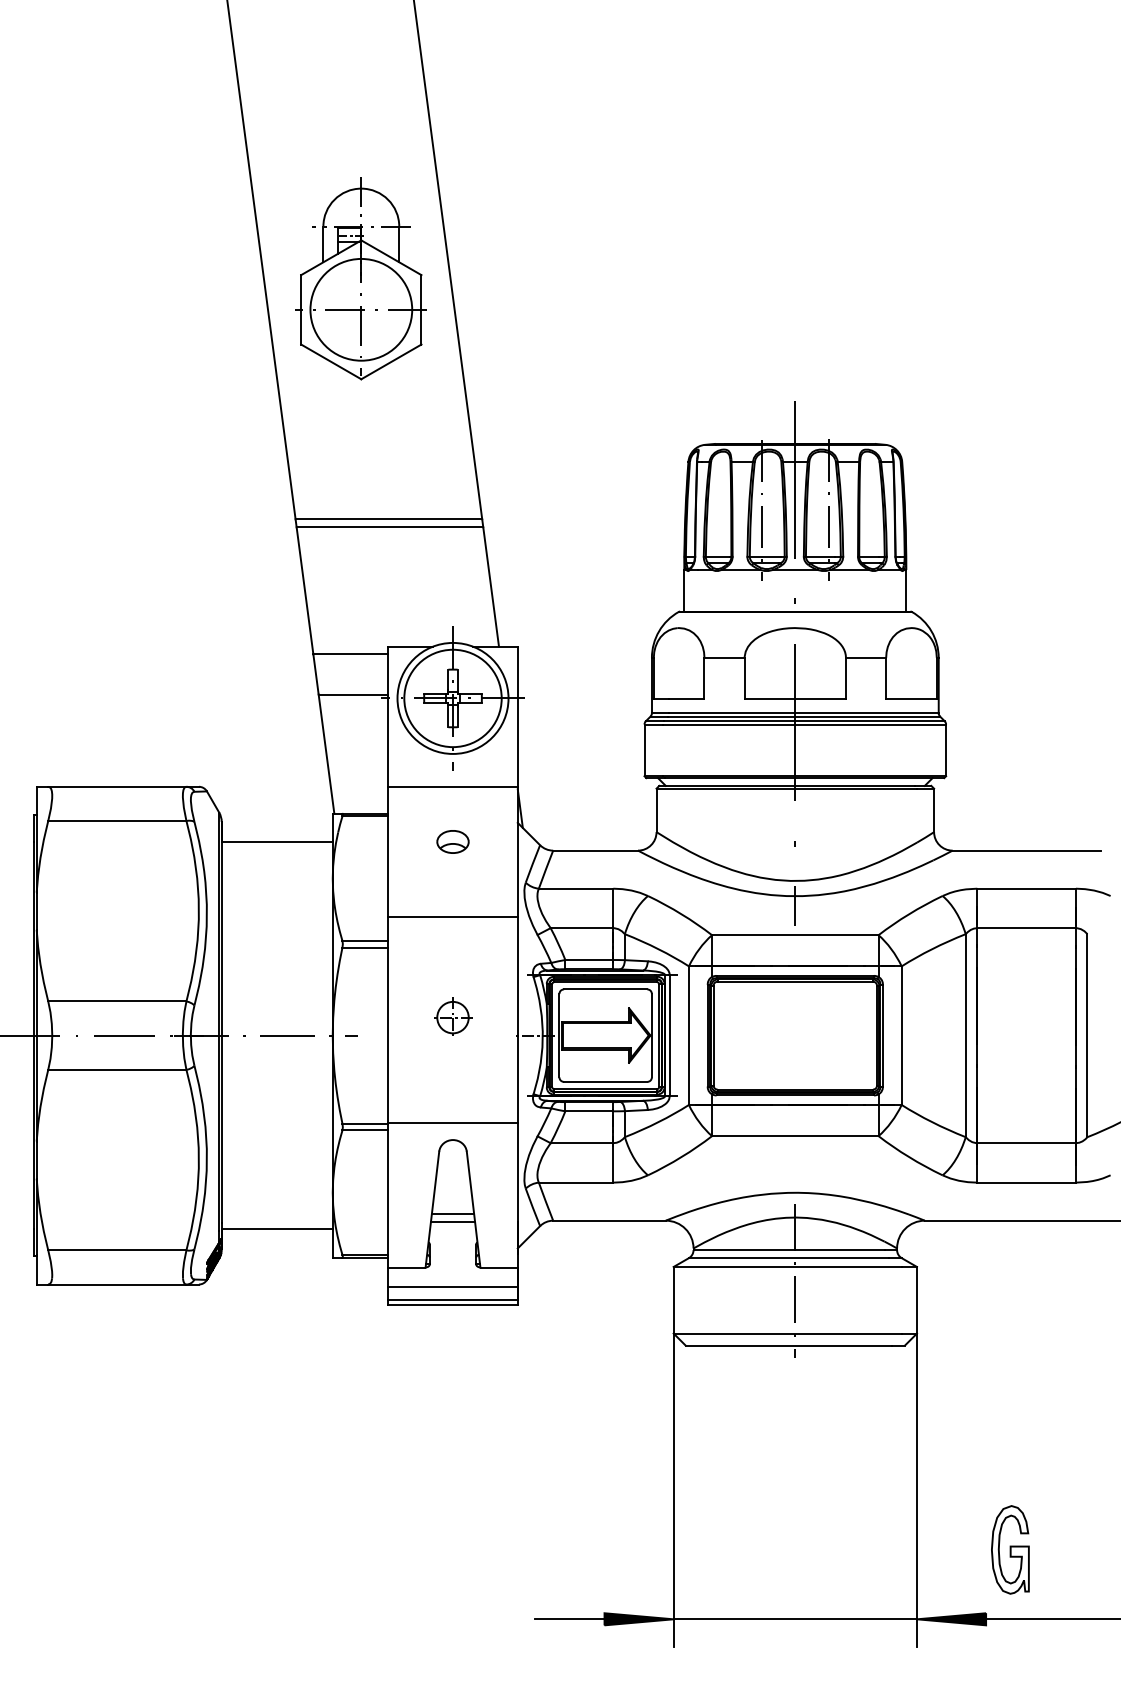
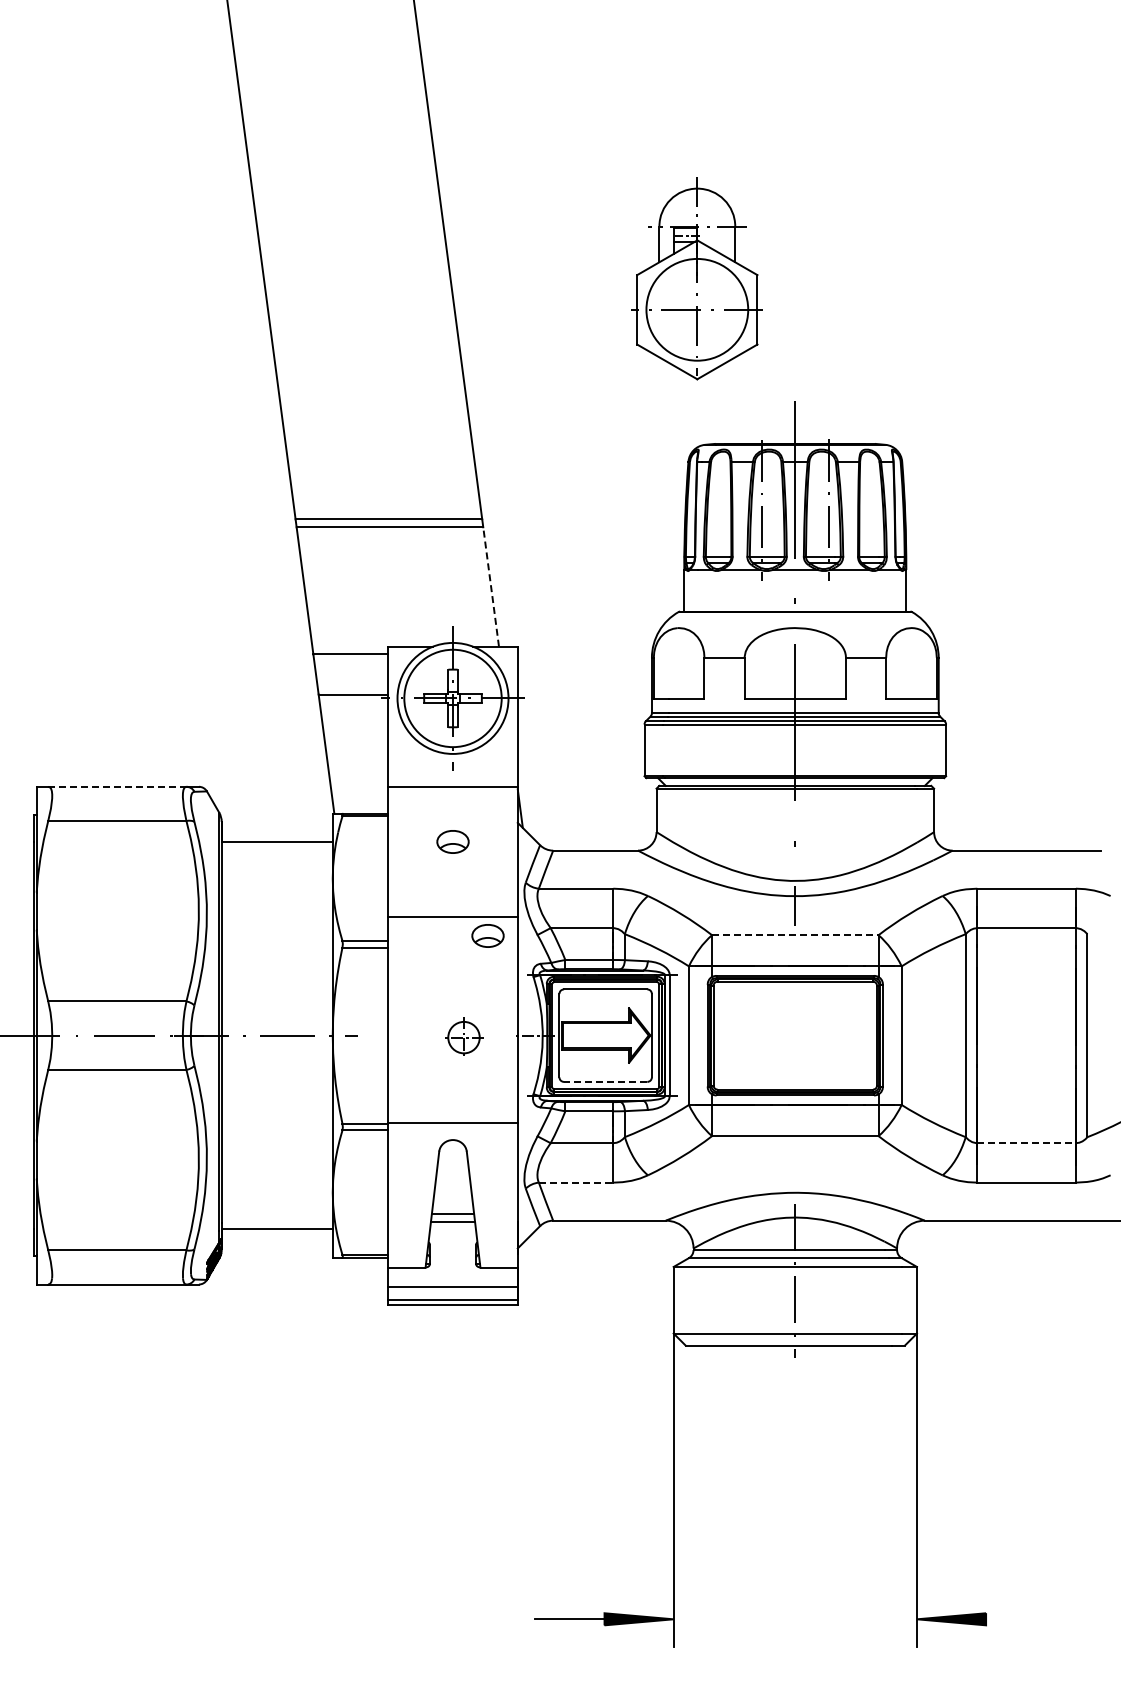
part position: (360, 278) -> (696, 278) (696, 278)
line: solid -> dashed (491, 586)
line: solid -> dashed (117, 786)
part: none -> present (487, 935)
line: solid -> dashed (795, 935)
part position: (453, 1016) -> (464, 1036) (464, 1036)
line: solid -> dashed (605, 1081)
line: solid -> dashed (1027, 1143)
line: solid -> dashed (576, 1182)
part: present -> none (1010, 1549)
line: present -> none (794, 1619)
line: present -> none (1051, 1619)
